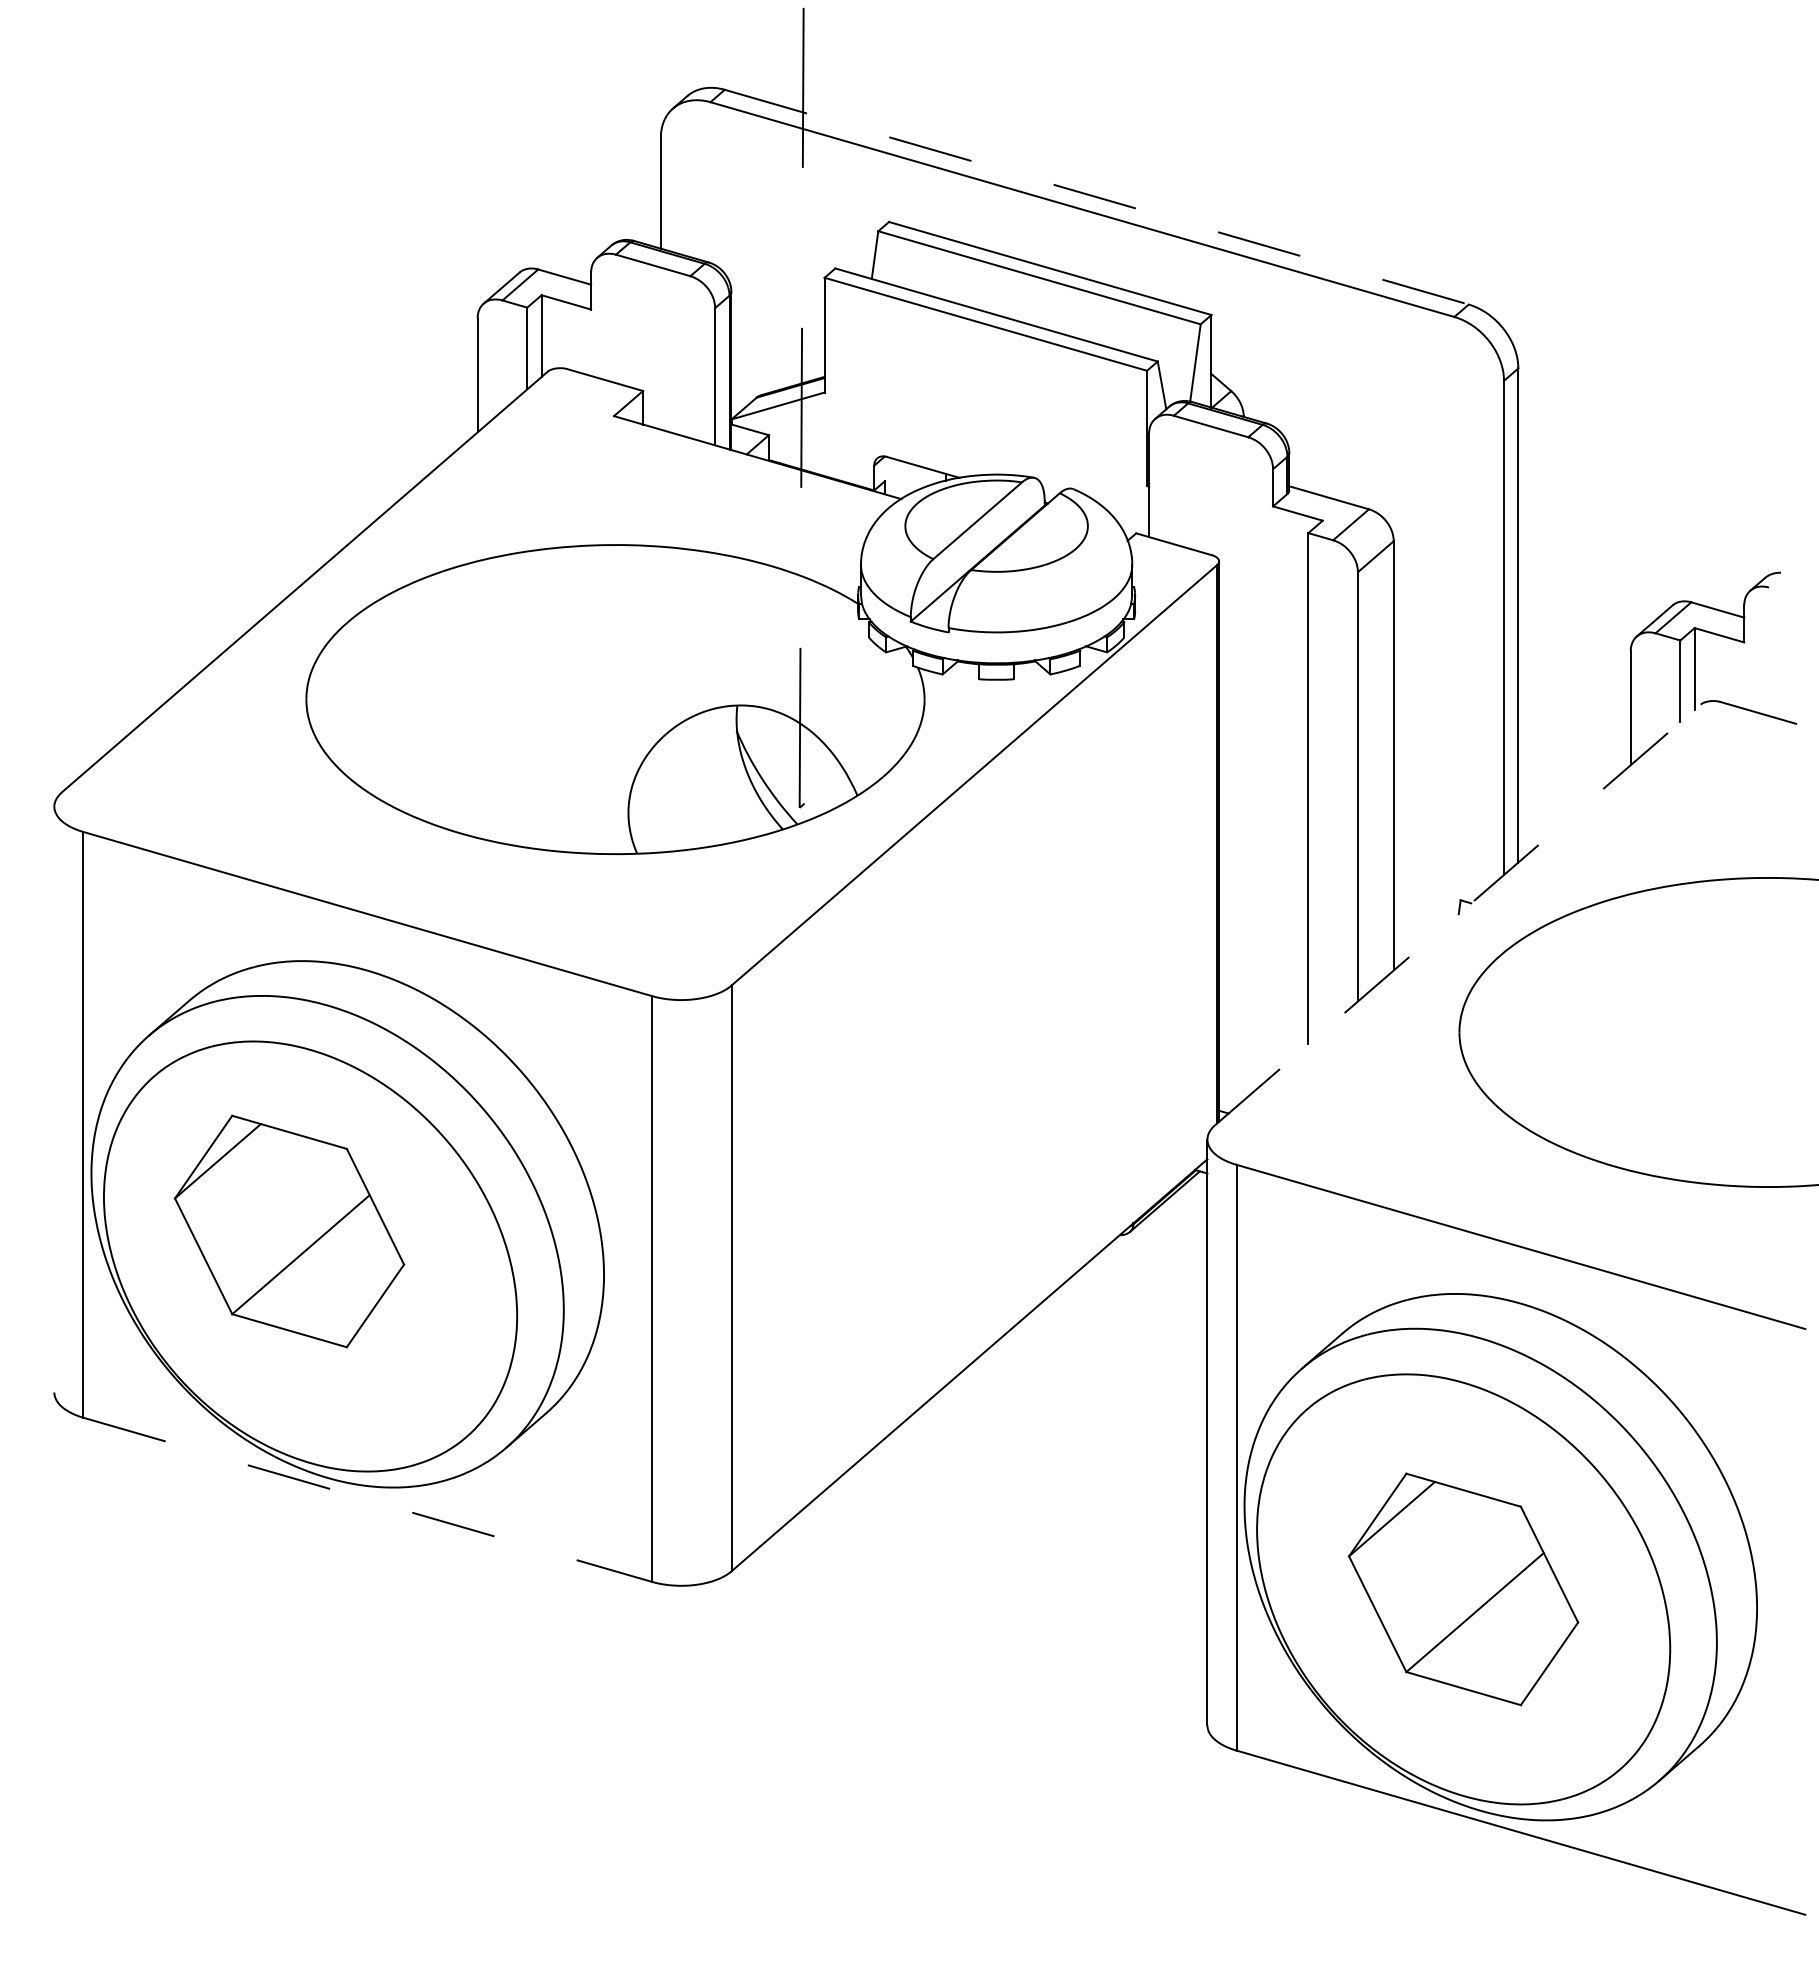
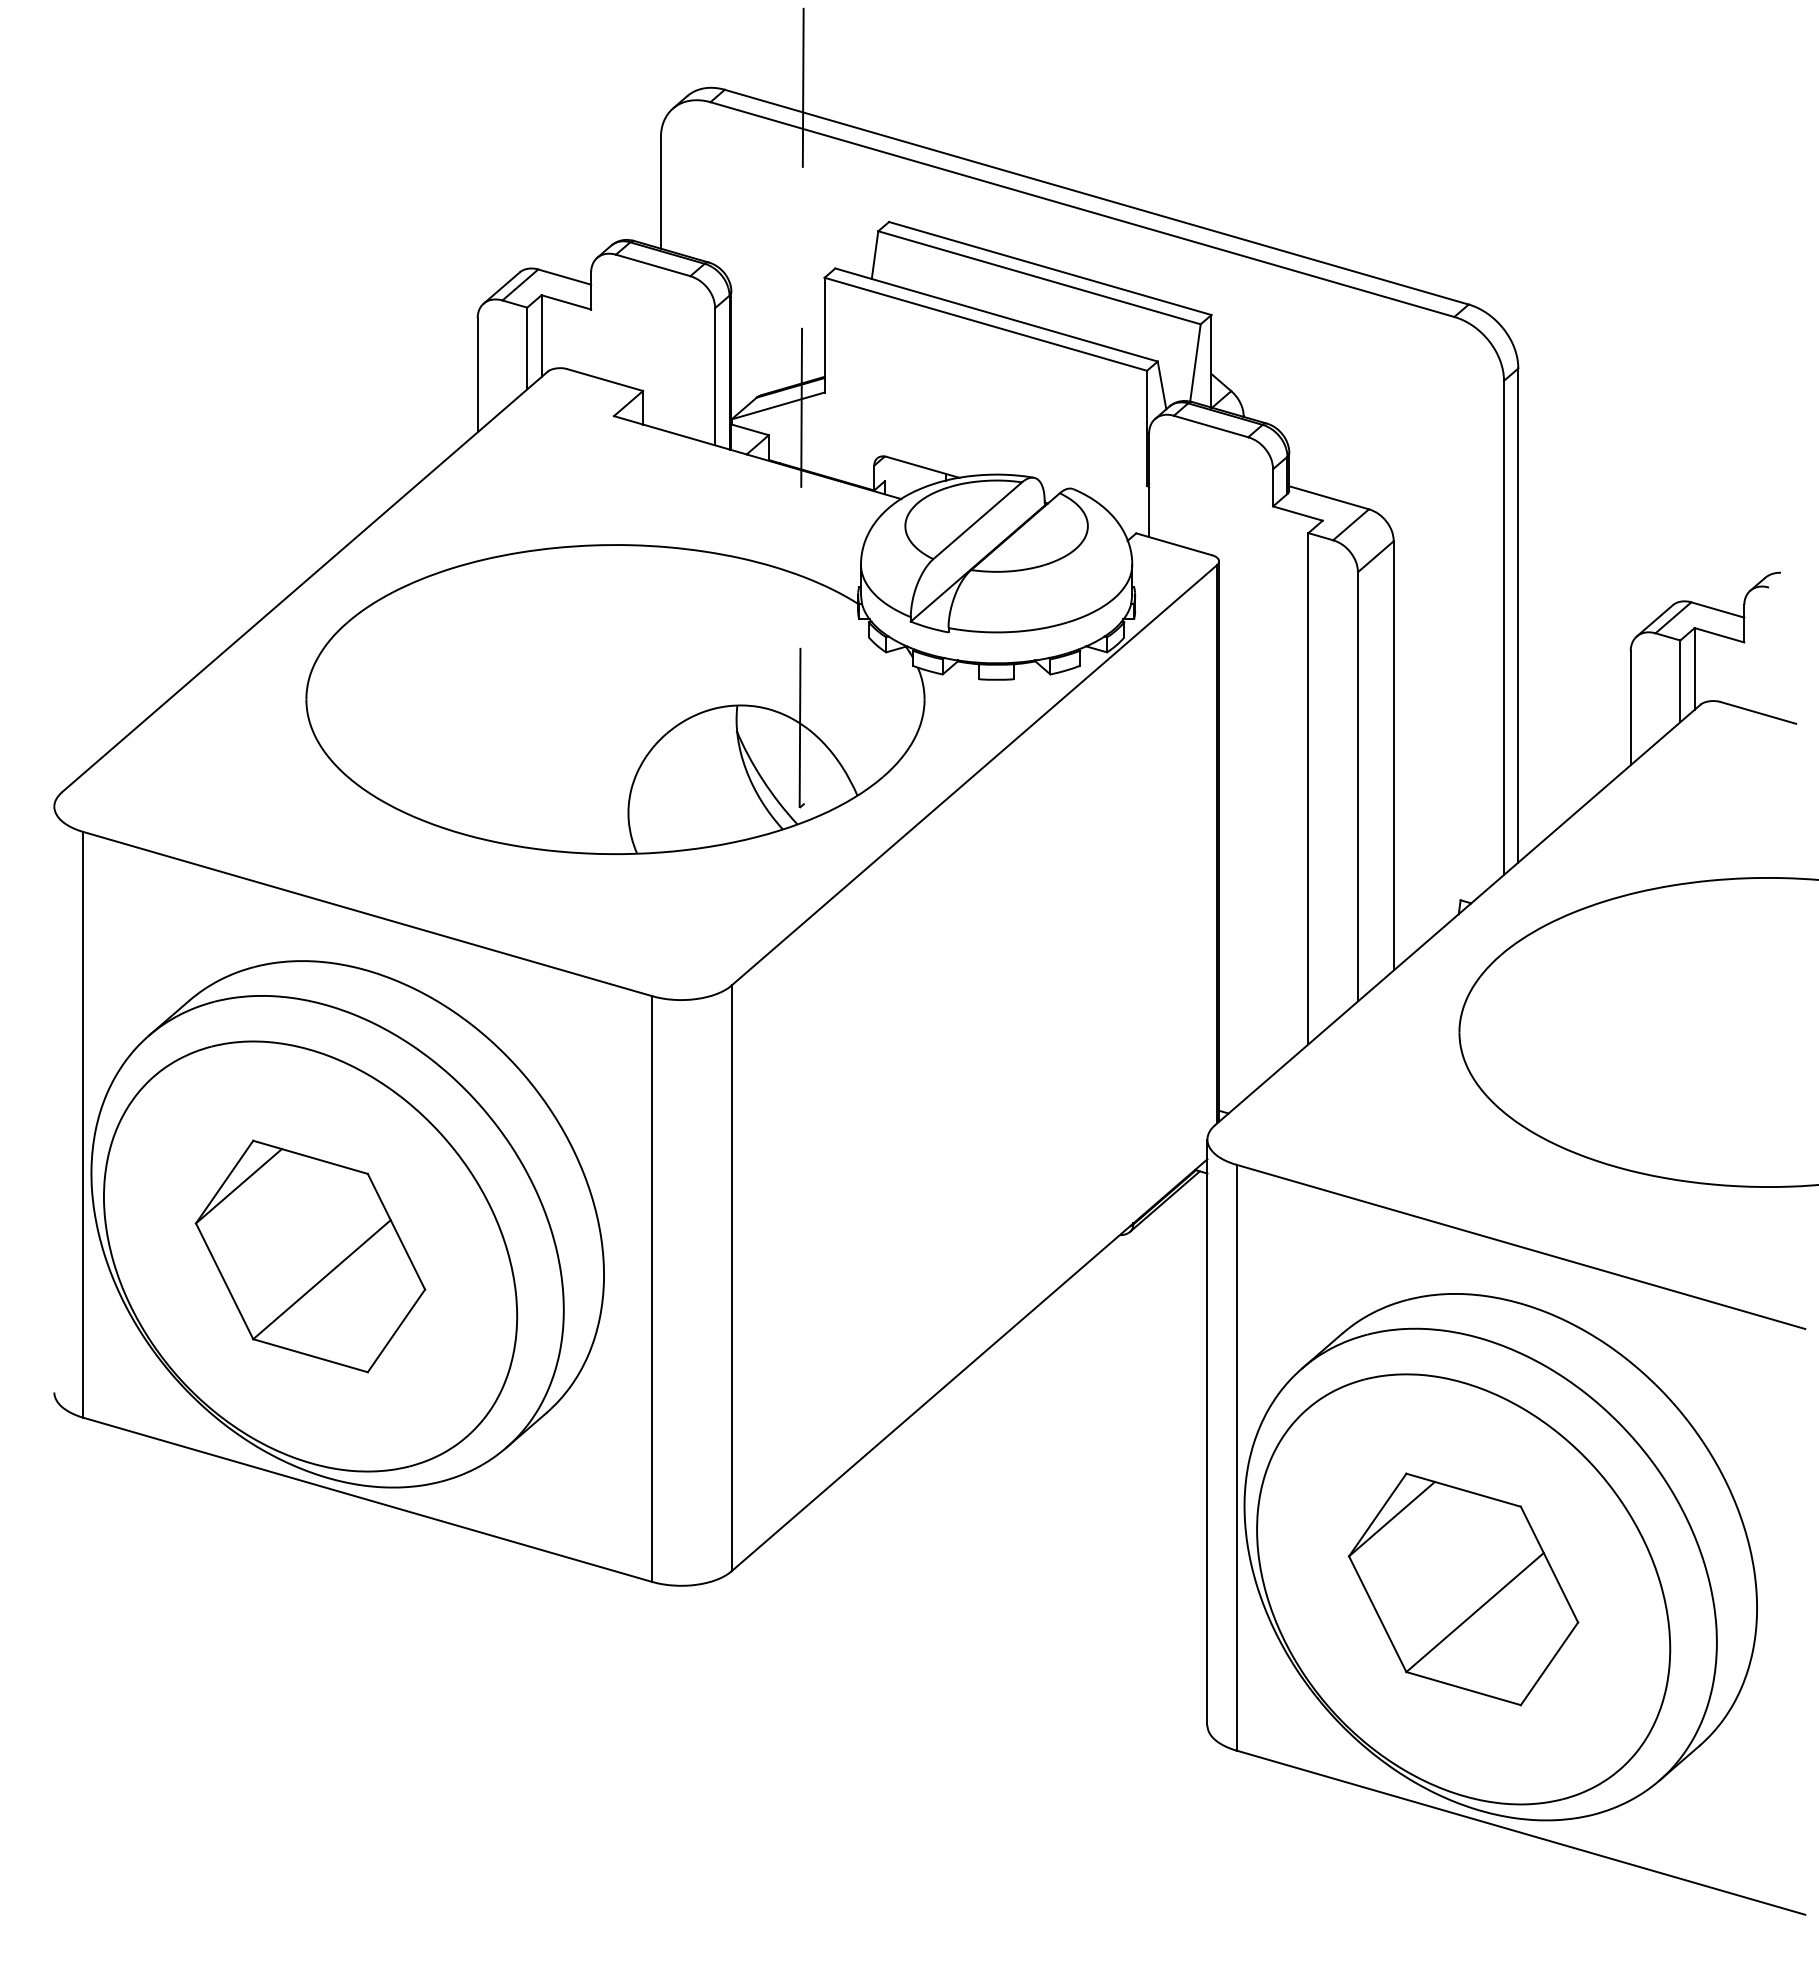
line: dashed -> solid (1097, 197)
line: dashed -> solid (1458, 914)
part position: (289, 1231) -> (310, 1256) (310, 1256)
line: dashed -> solid (368, 1499)
